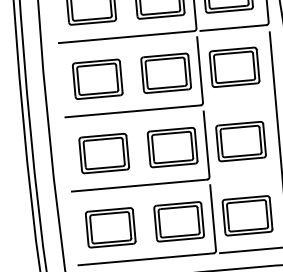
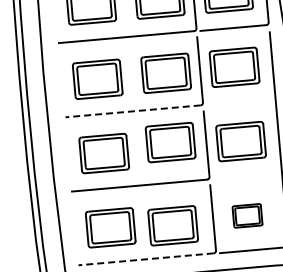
line: solid -> dashed (133, 111)
part position: (172, 147) -> (170, 142) (170, 142)
part size: 53x42 px -> 33x26 px (247, 215)
part position: (178, 221) -> (172, 225) (172, 225)
line: solid -> dashed (146, 259)
